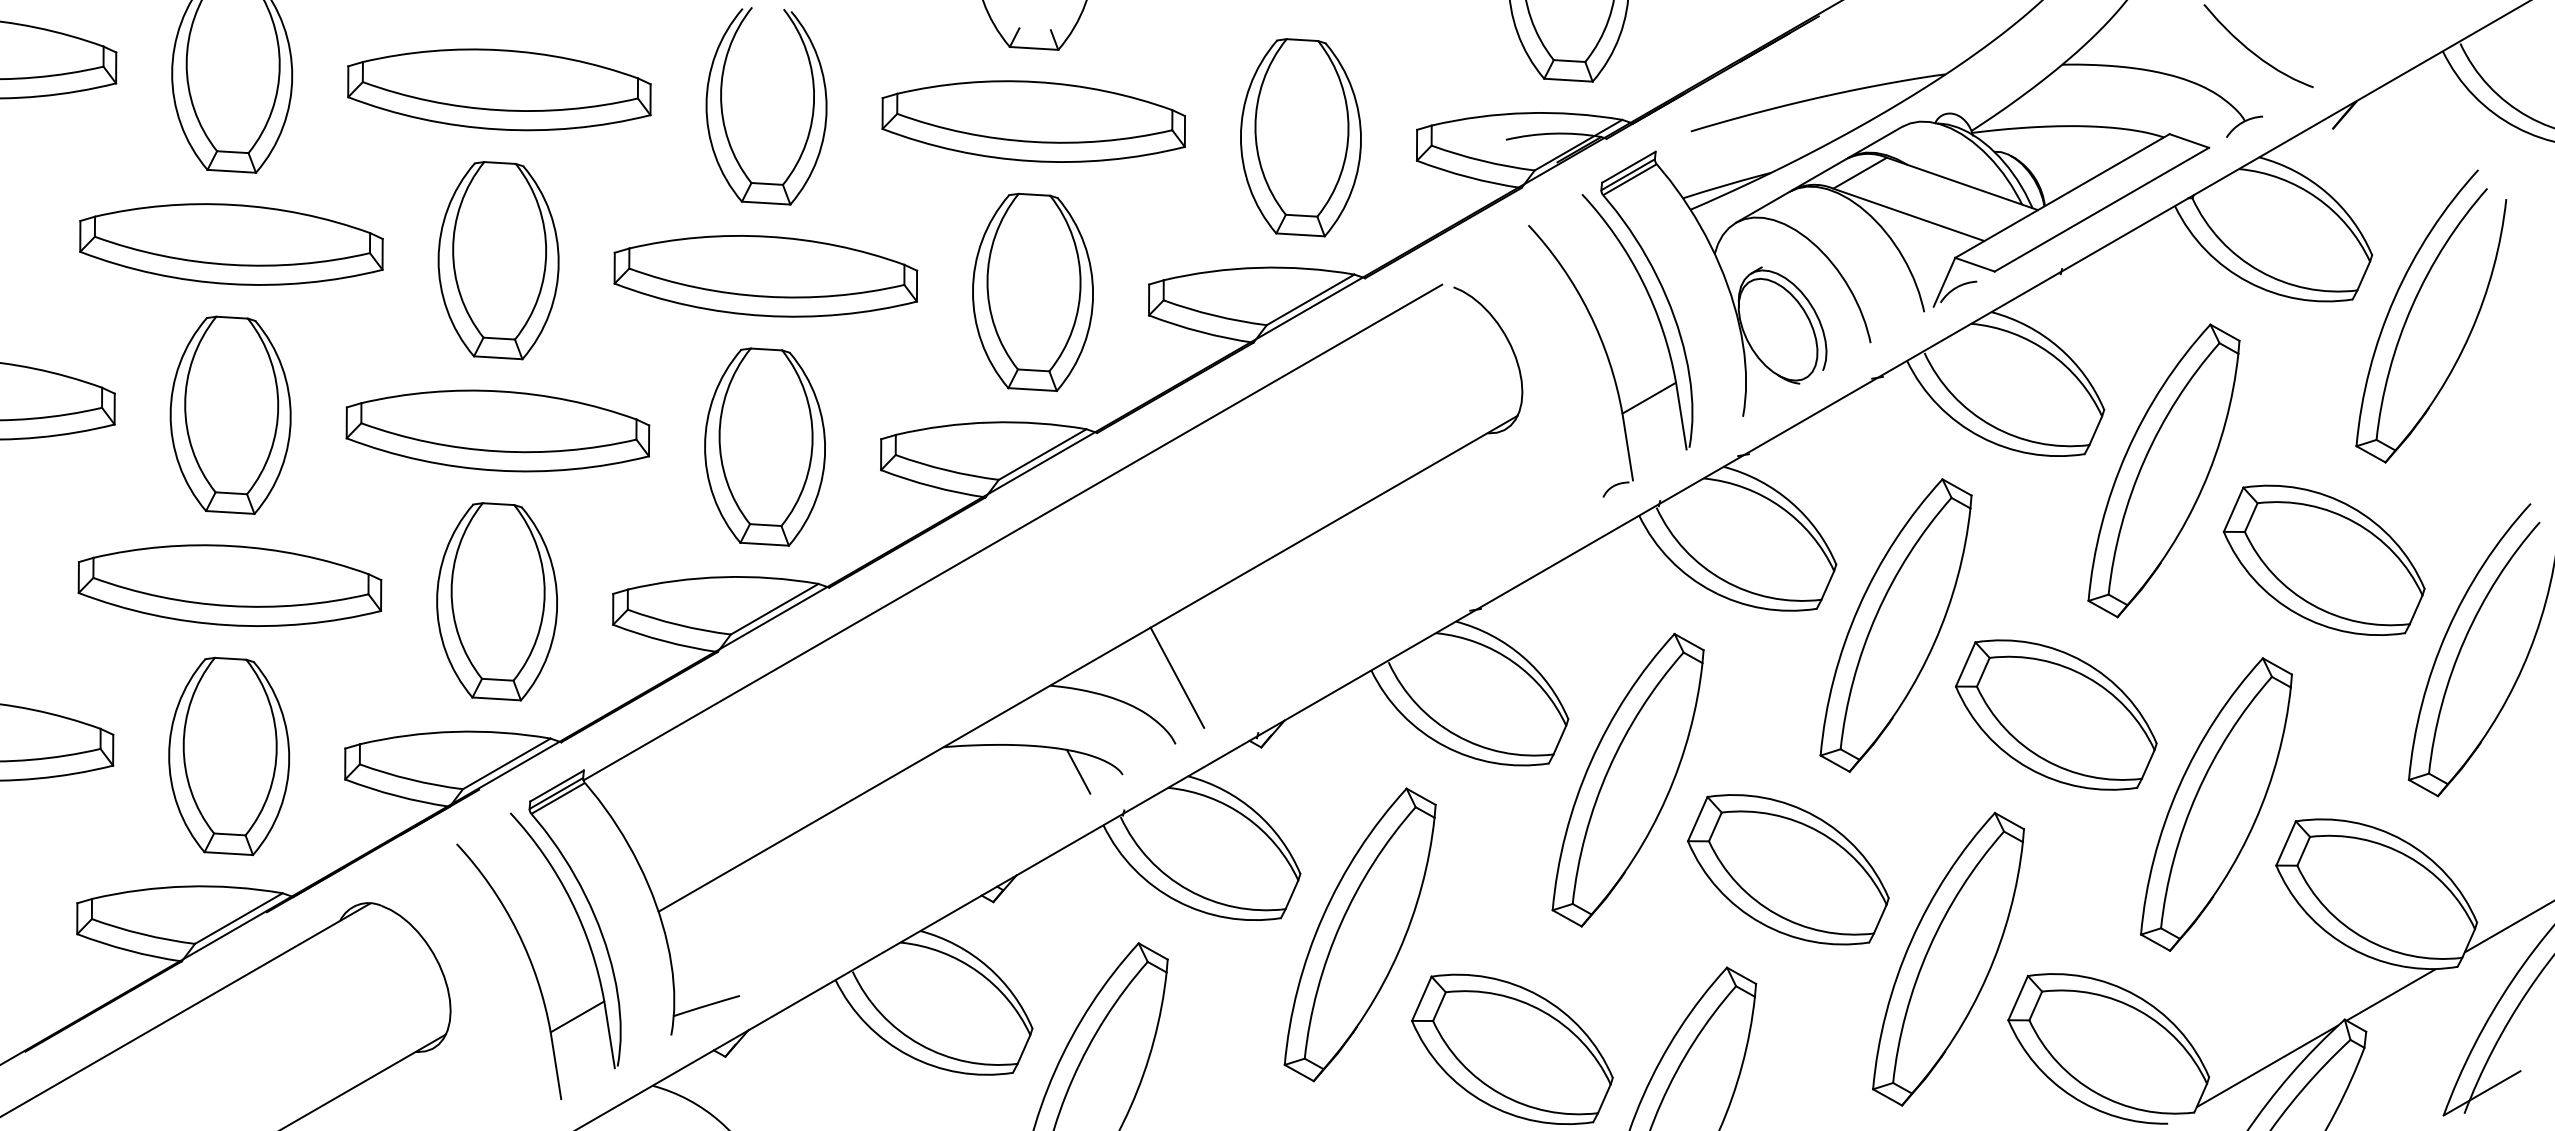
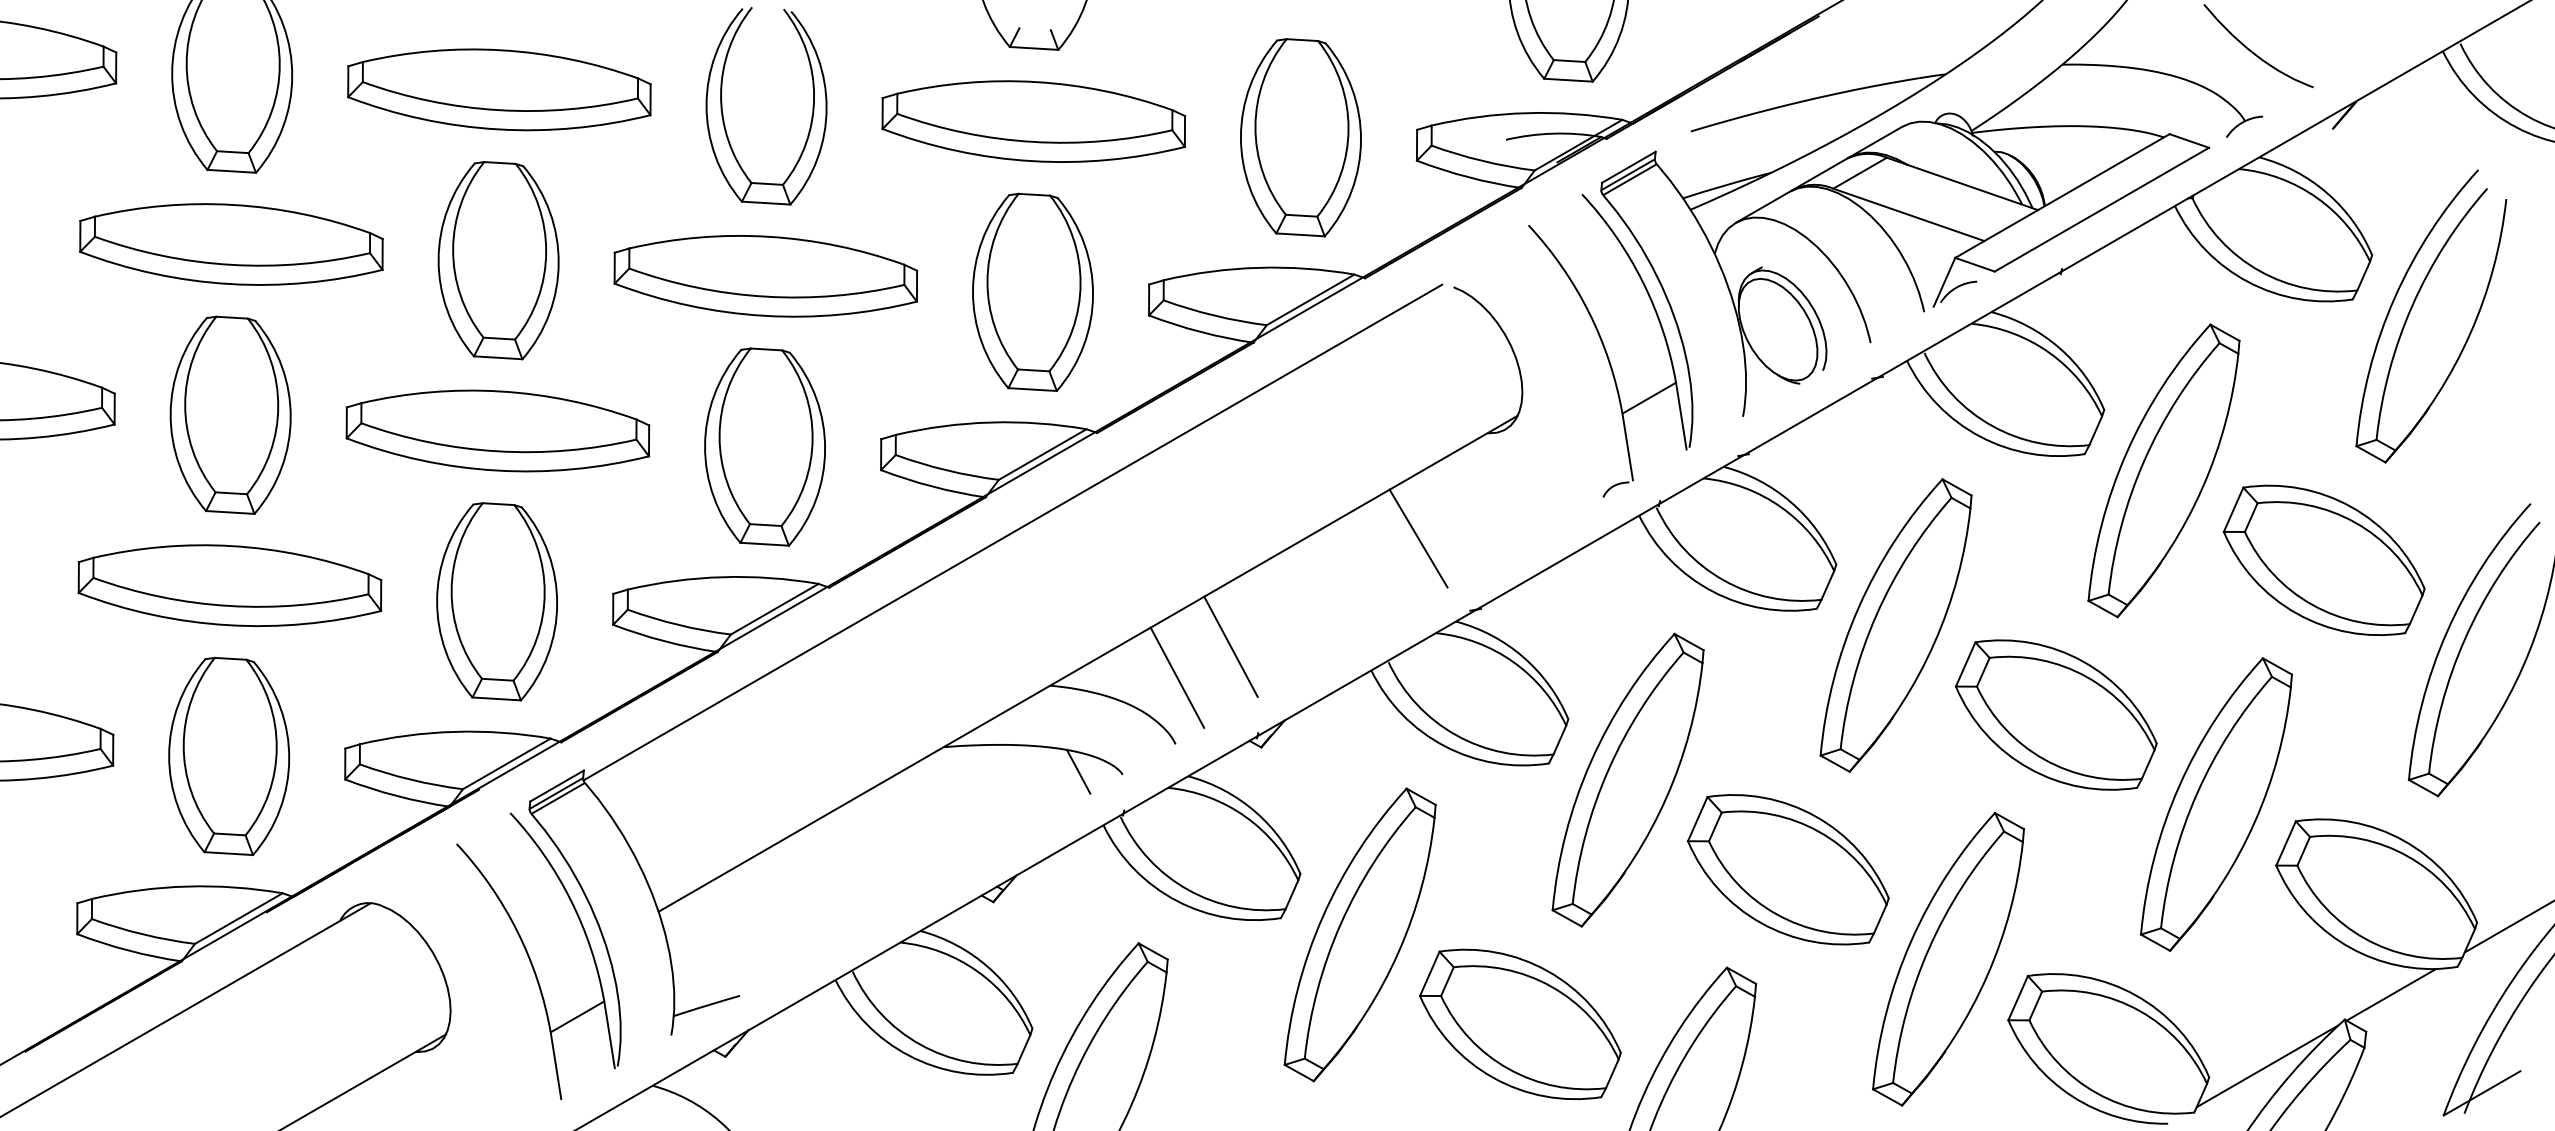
line: none -> present (1418, 538)
line: none -> present (1230, 646)
part position: (1512, 1049) -> (1520, 1024) (1520, 1024)
